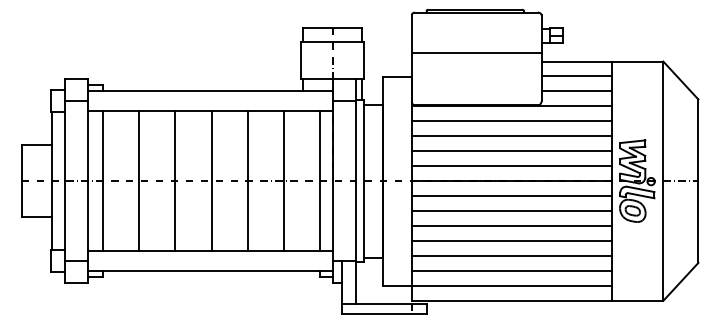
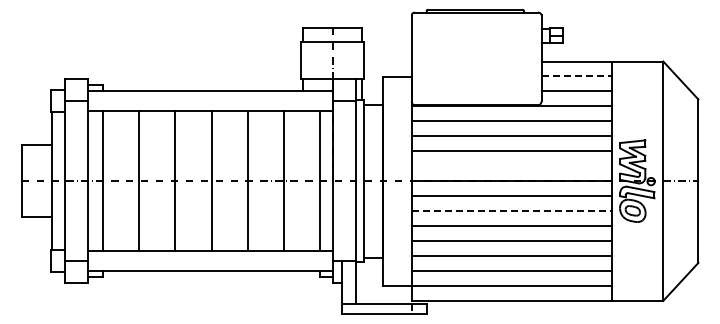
line: present -> none (476, 53)
line: solid -> dashed (577, 76)
line: present -> none (511, 166)
line: solid -> dashed (511, 211)
